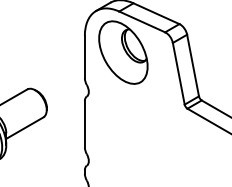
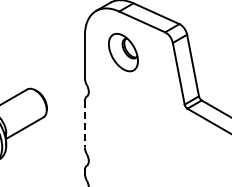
part size: 51x65 px -> 31x41 px (123, 52)
line: solid -> dashed (84, 124)
